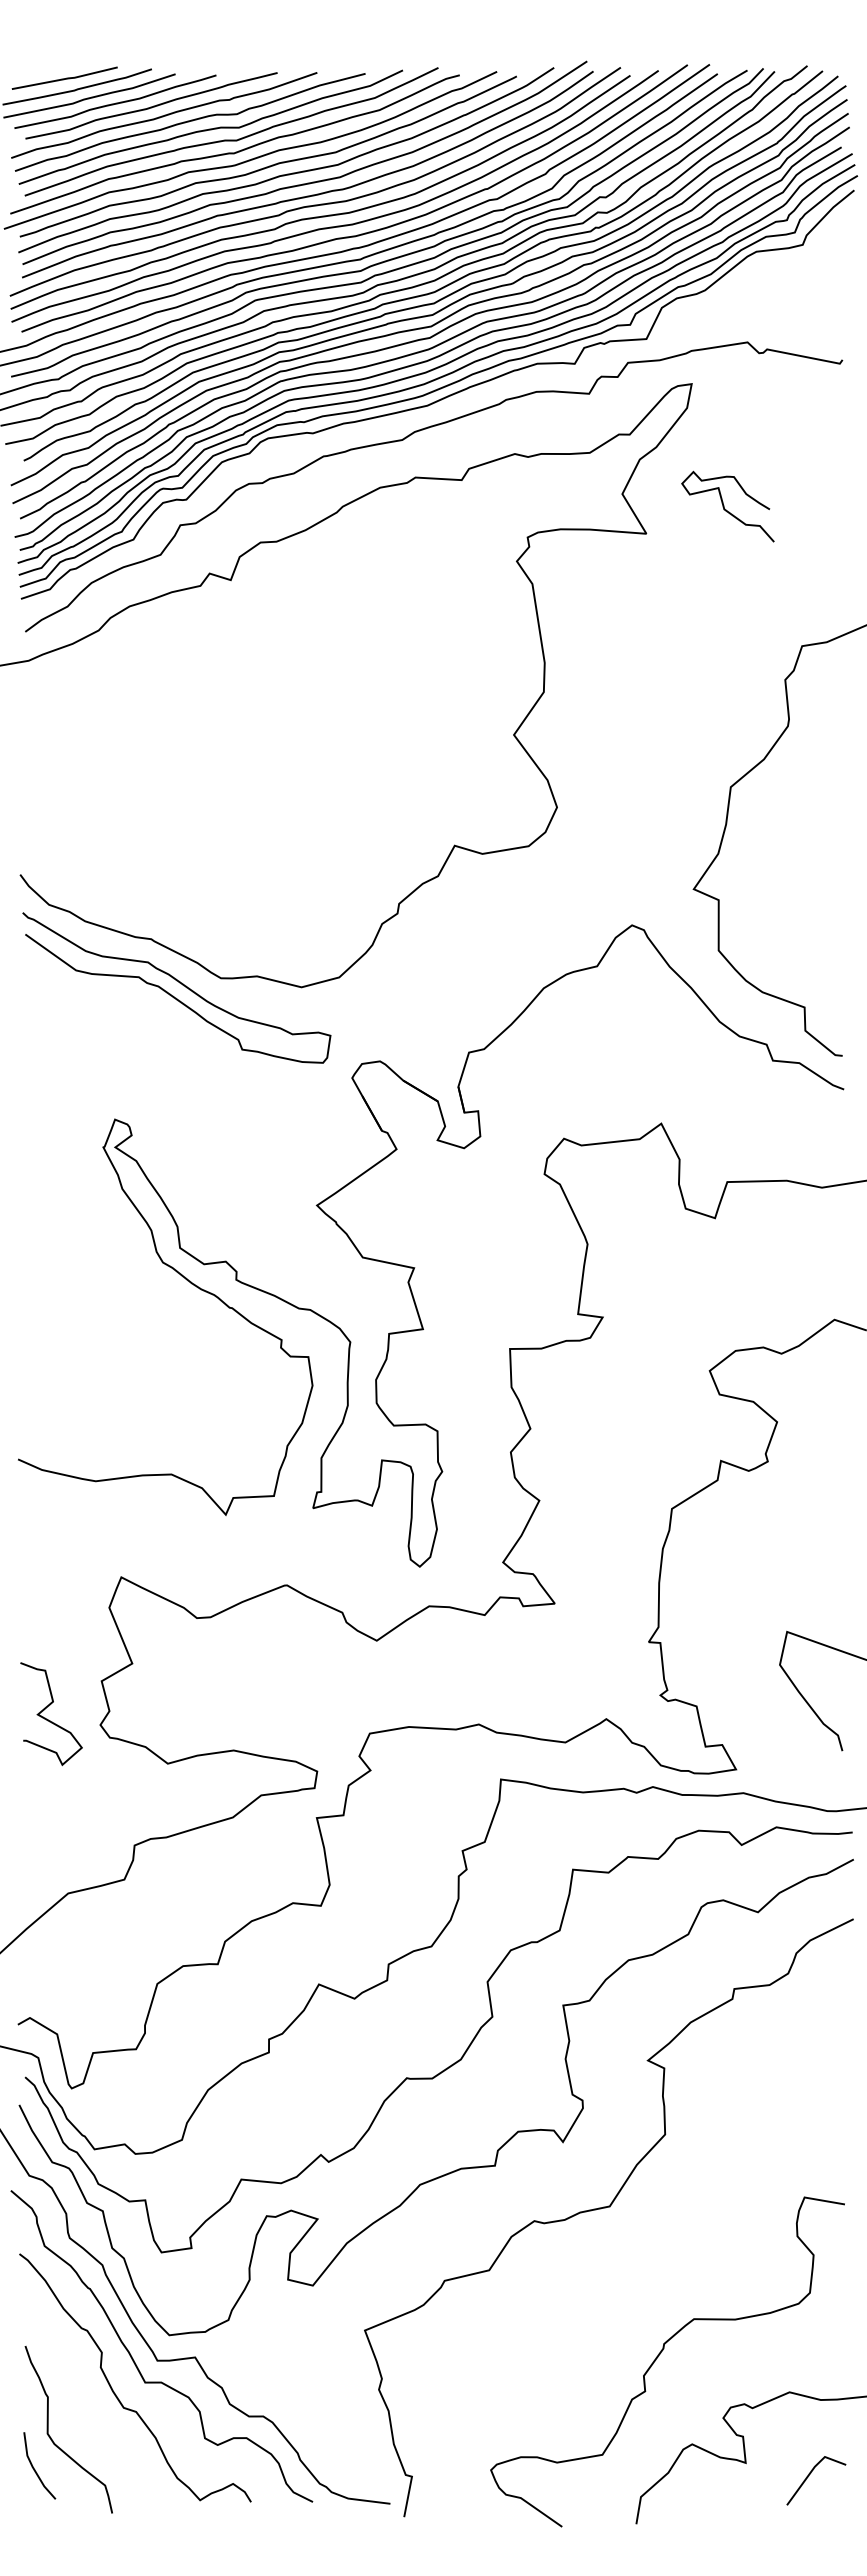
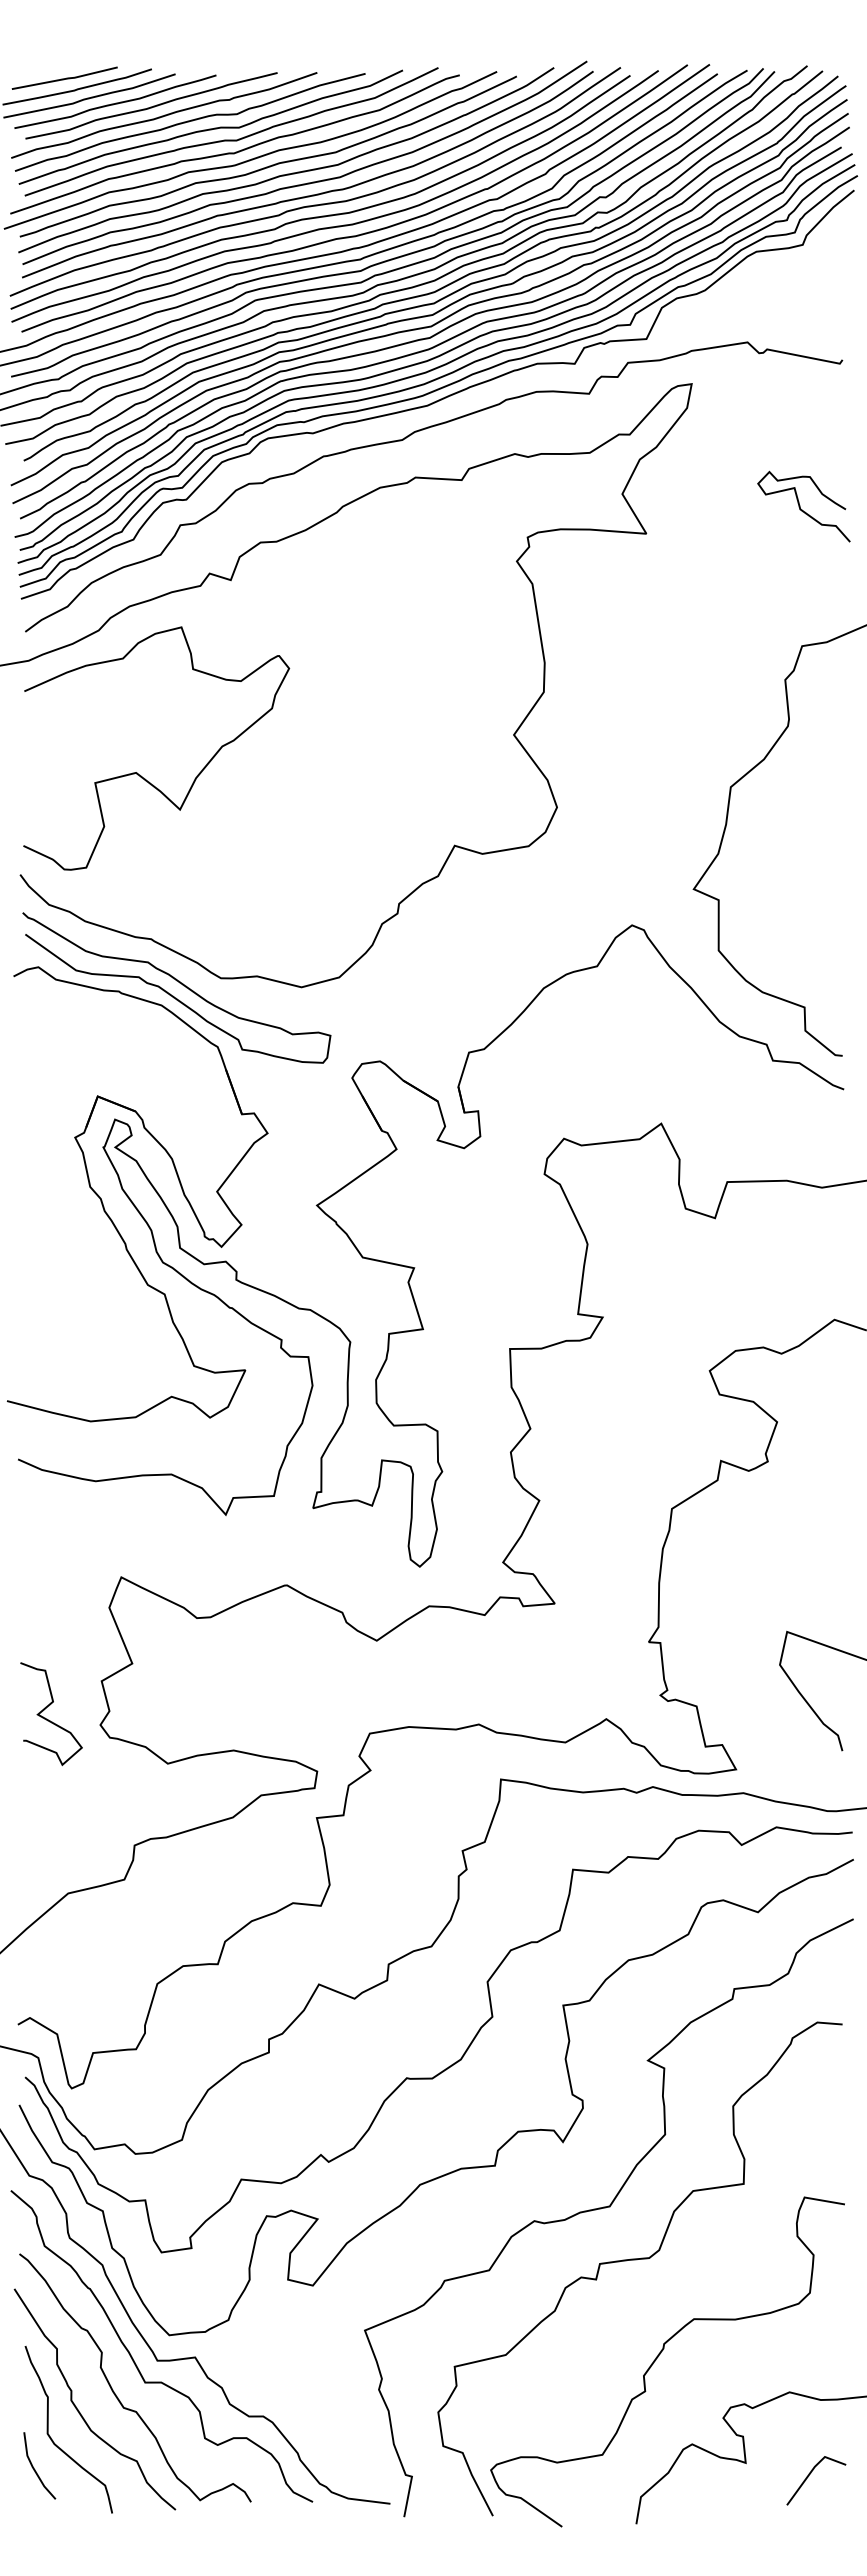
curve position: (725, 508) -> (801, 508) (801, 508)
curve: none -> present (137, 772)
part: none -> present (104, 1206)
curve: none -> present (637, 2260)
curve: none -> present (79, 2410)
